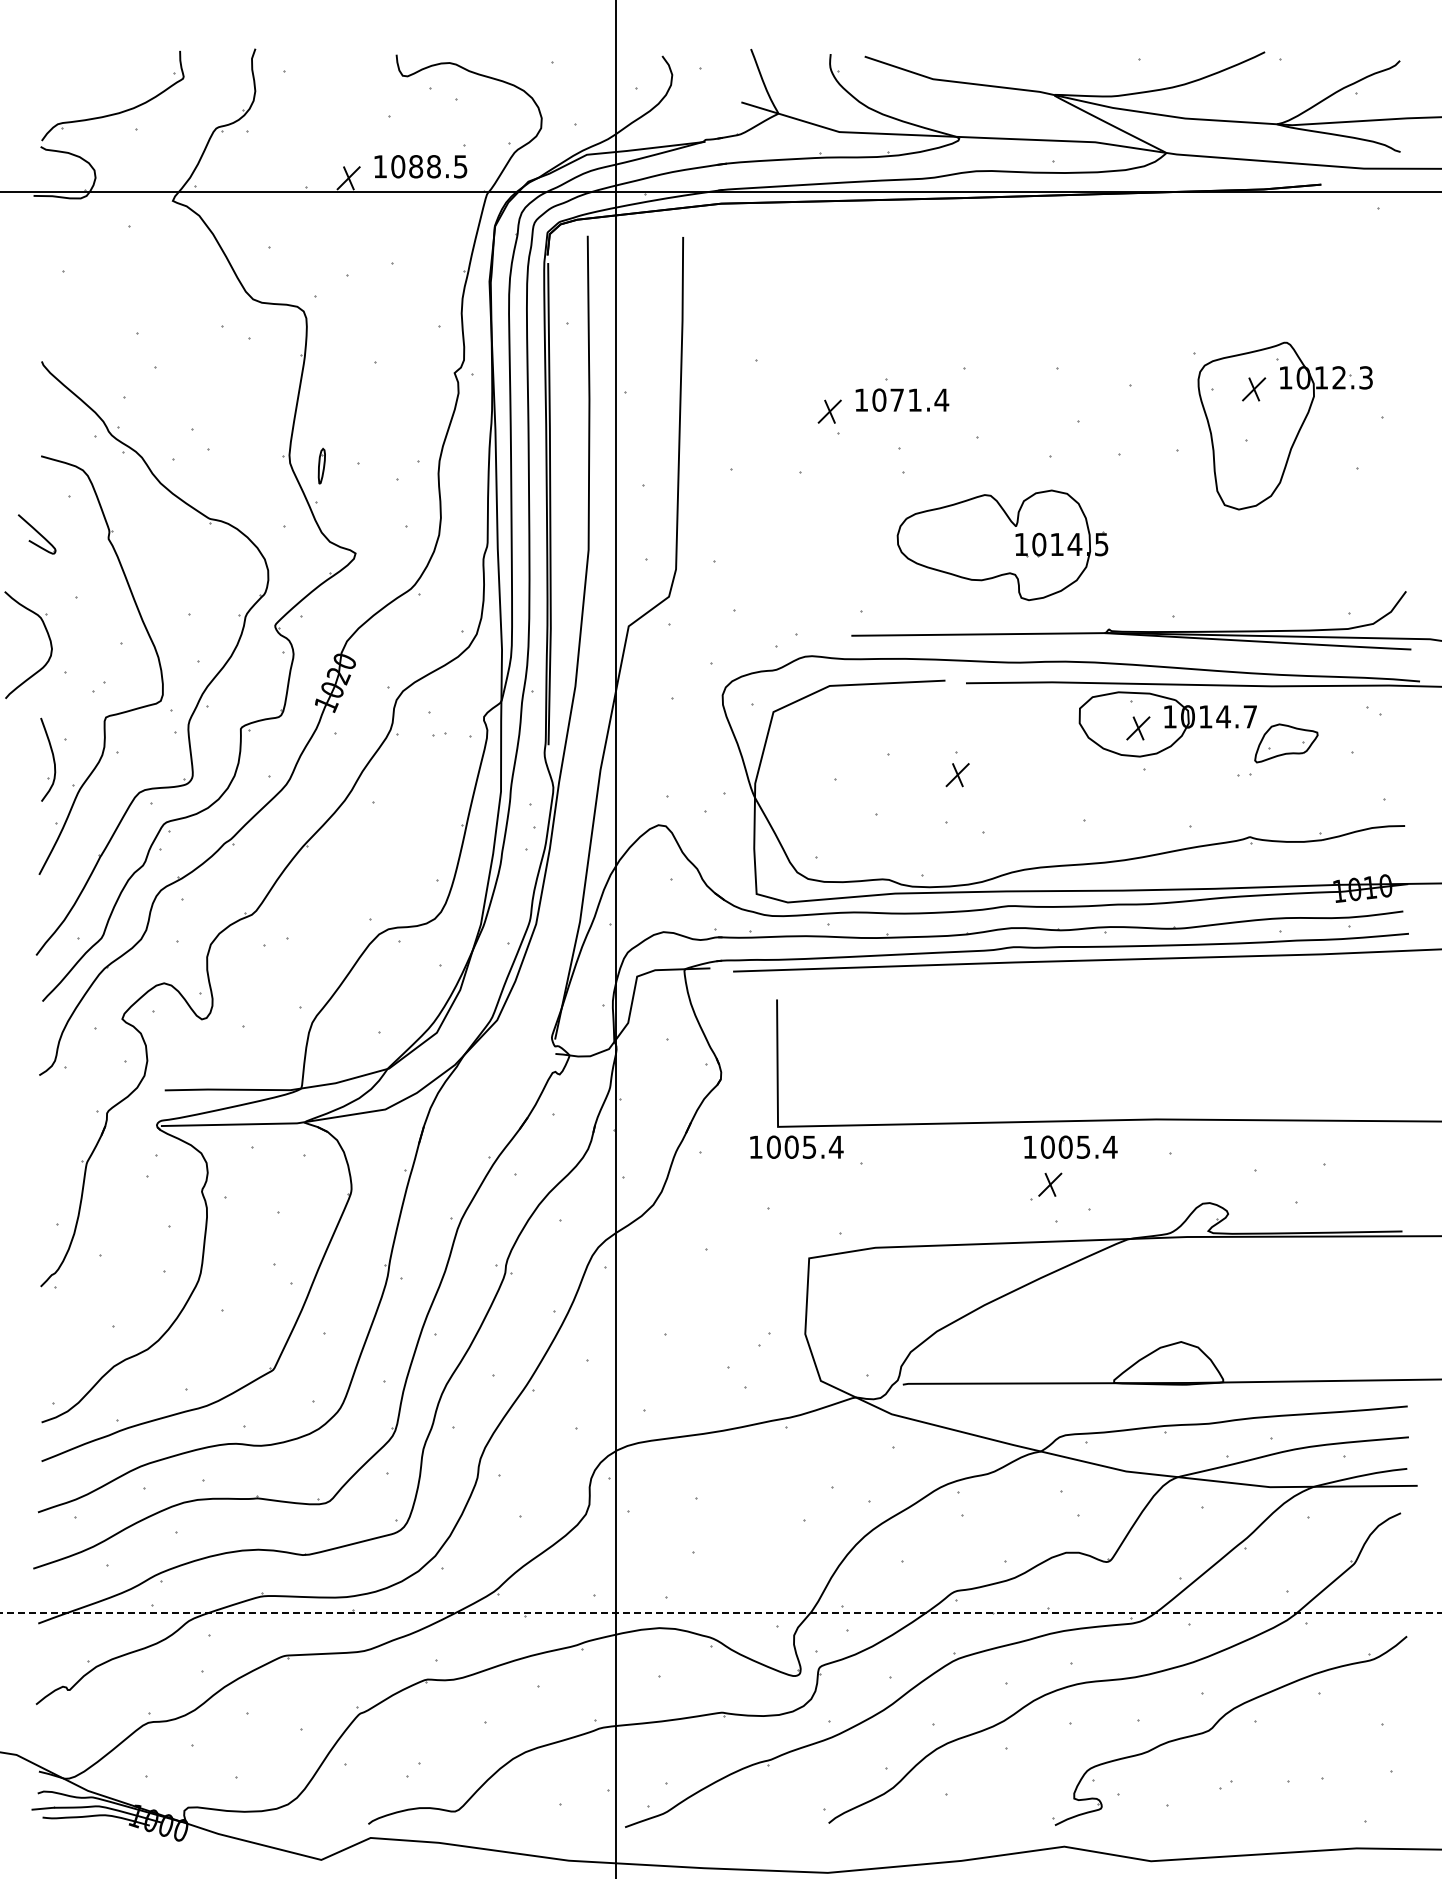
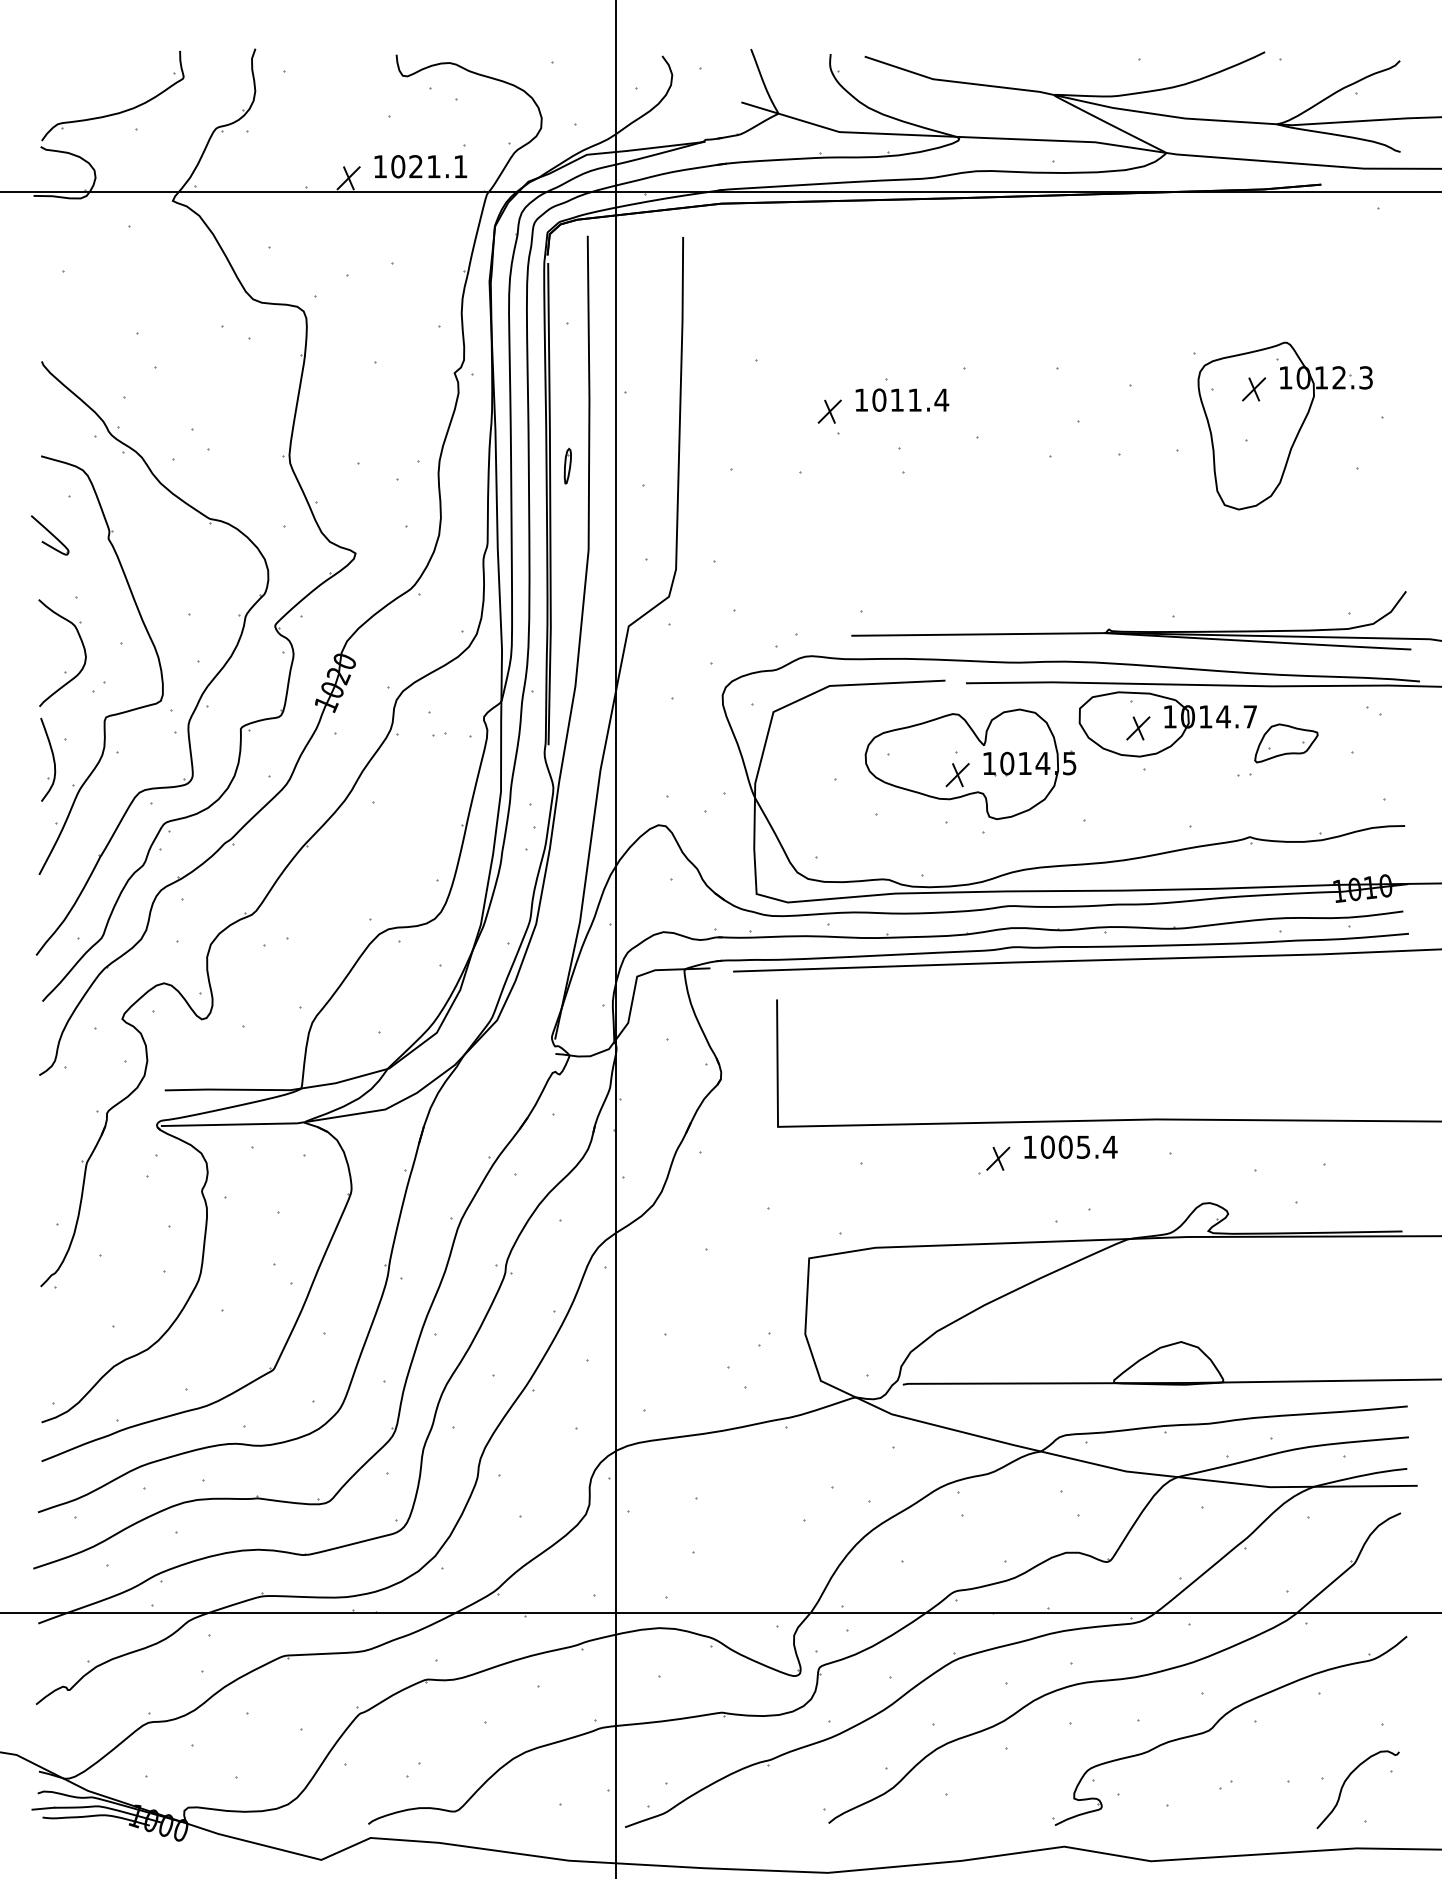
text: 1088.5 -> 1021.1 (438, 166)
text: 1071.4 -> 1011.4 (896, 399)
part position: (321, 465) -> (567, 465) (567, 465)
part position: (36, 534) -> (49, 535) (49, 535)
part position: (1002, 545) -> (970, 764) (970, 764)
part position: (48, 638) -> (82, 646) (82, 646)
part: present -> none (796, 1146)
part position: (1046, 1186) -> (994, 1160) (994, 1160)
line: dashed -> solid (721, 1613)
curve: none -> present (1346, 1781)
